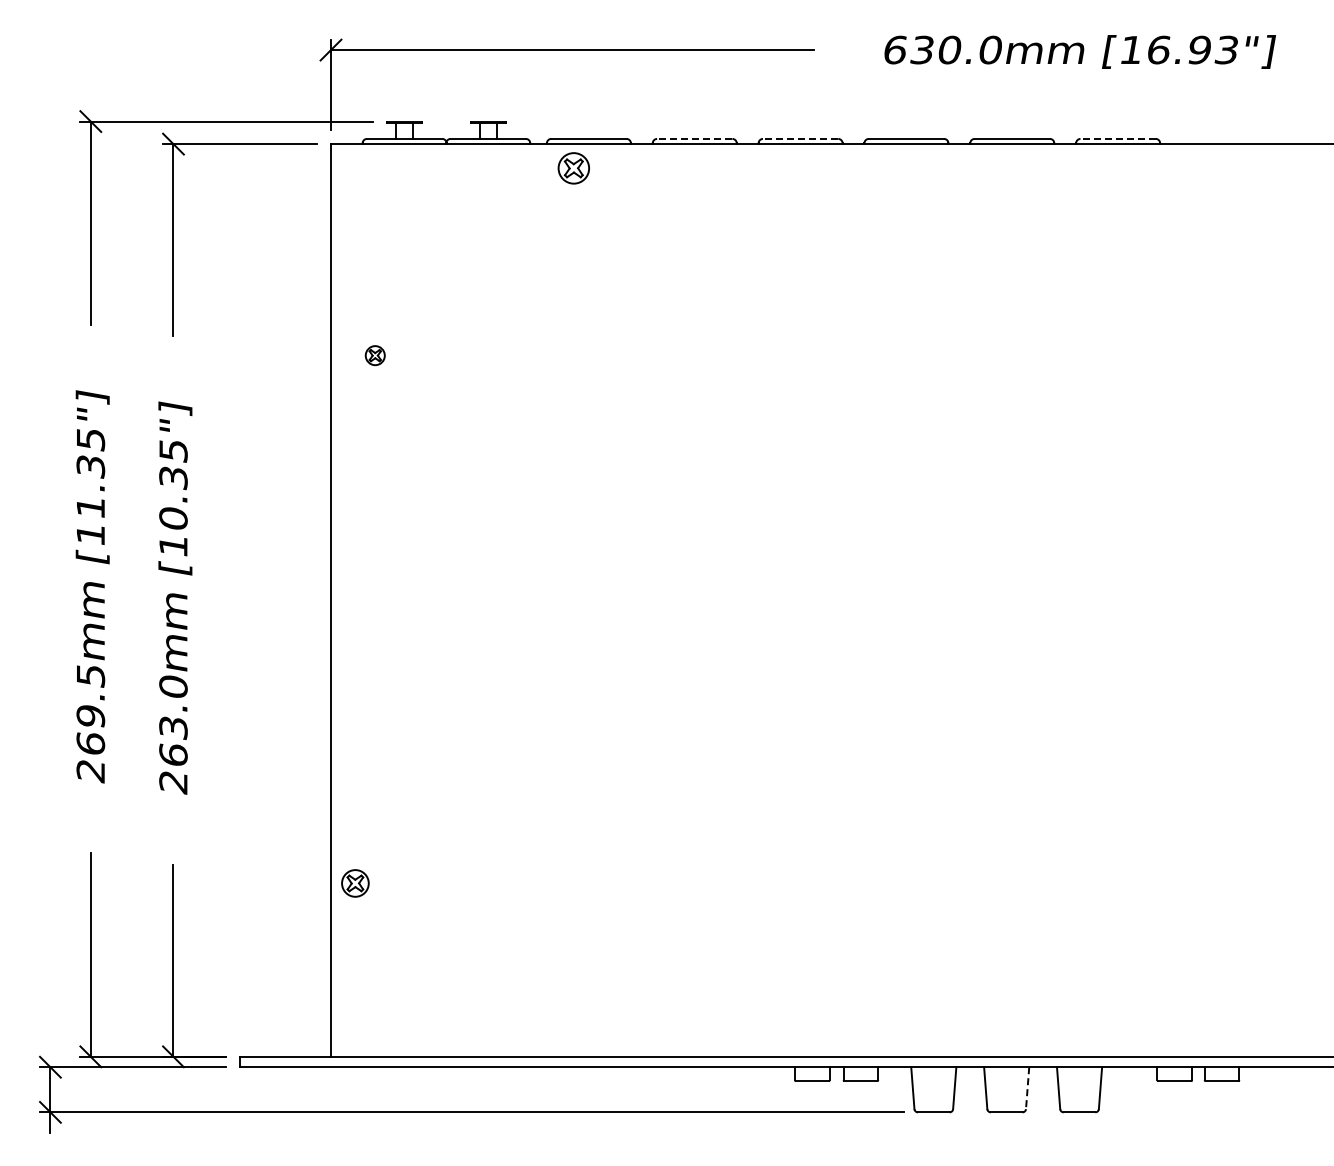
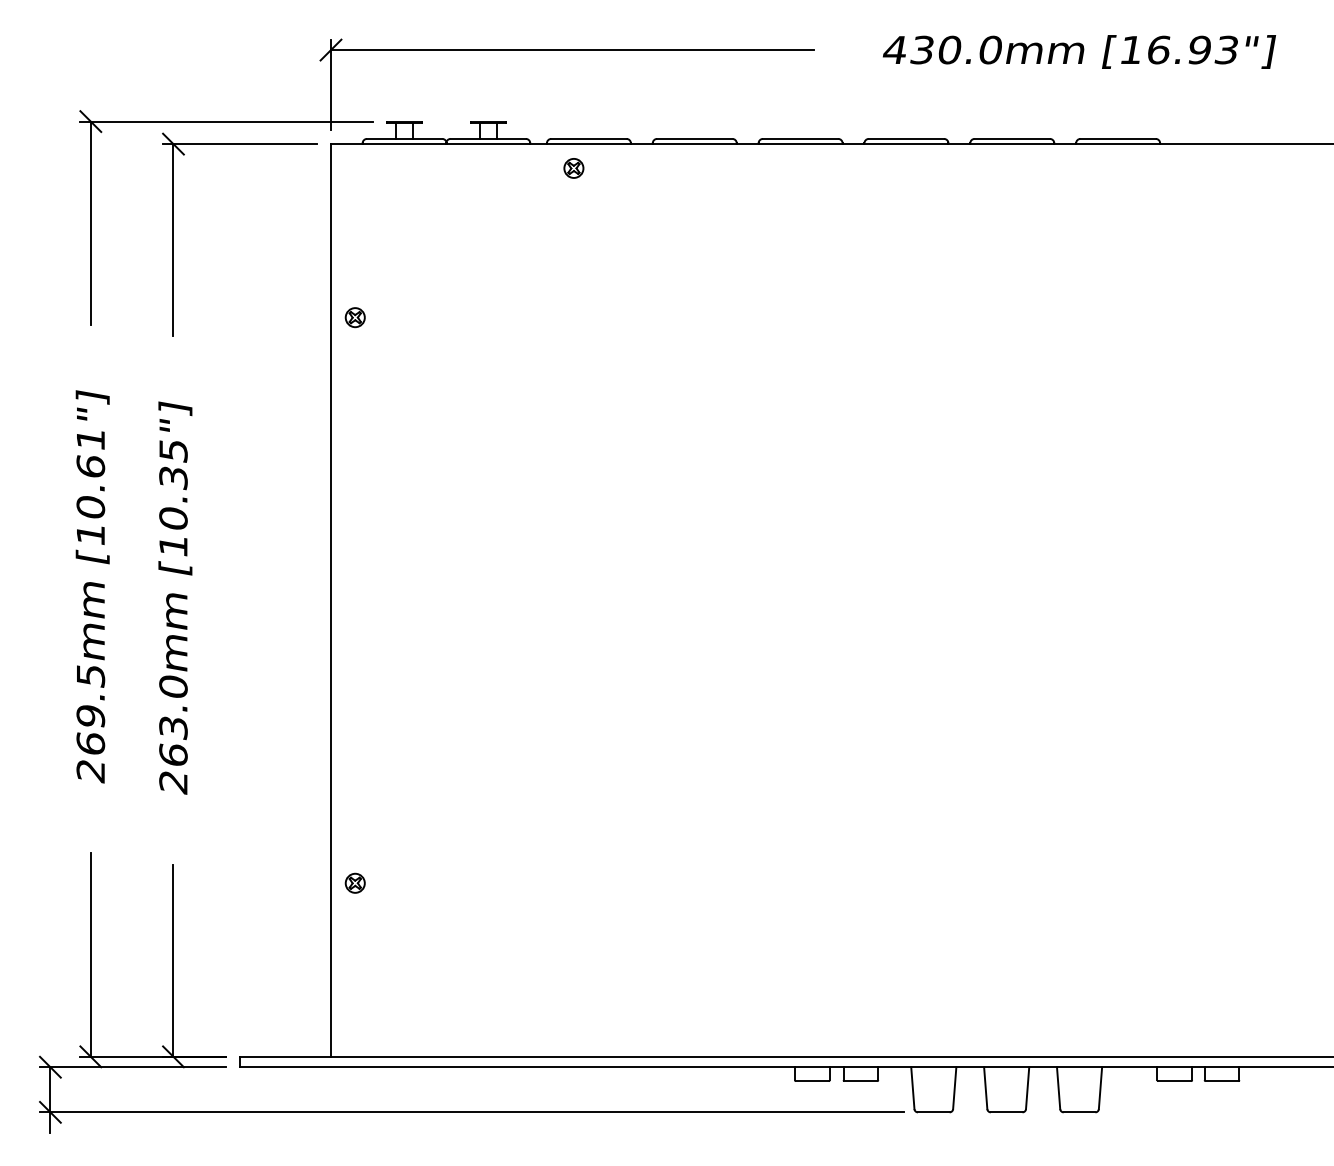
text: 630.0mm -> 430.0mm (894, 49)
line: dashed -> solid (694, 138)
line: dashed -> solid (800, 138)
line: dashed -> solid (1118, 138)
part size: 33x33 px -> 22x21 px (573, 168)
part position: (374, 355) -> (354, 317) (354, 317)
text: [11.35"] -> [10.61"] (90, 473)
part size: 29x29 px -> 22x22 px (354, 882)
line: dashed -> solid (1027, 1088)
